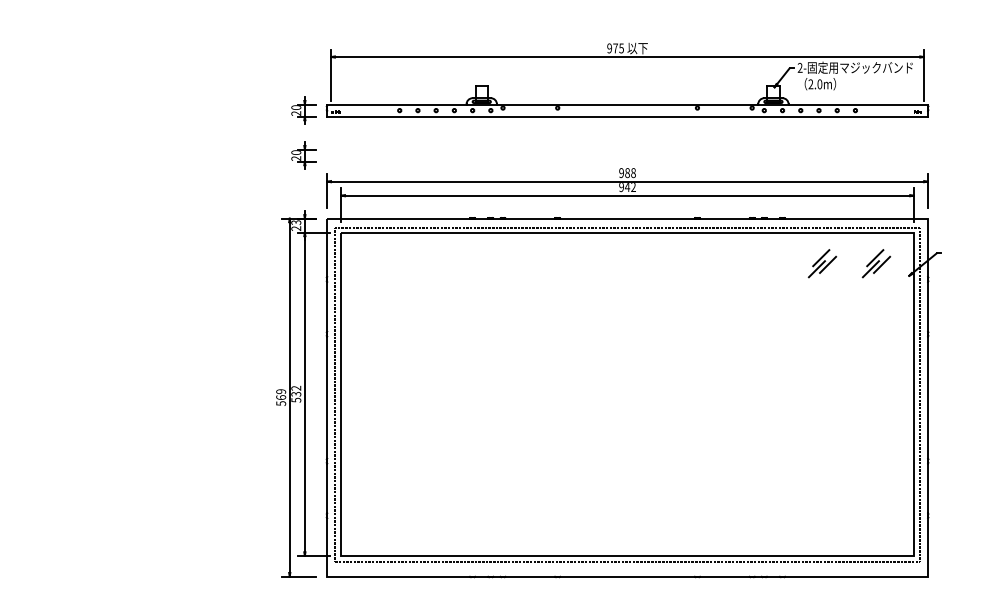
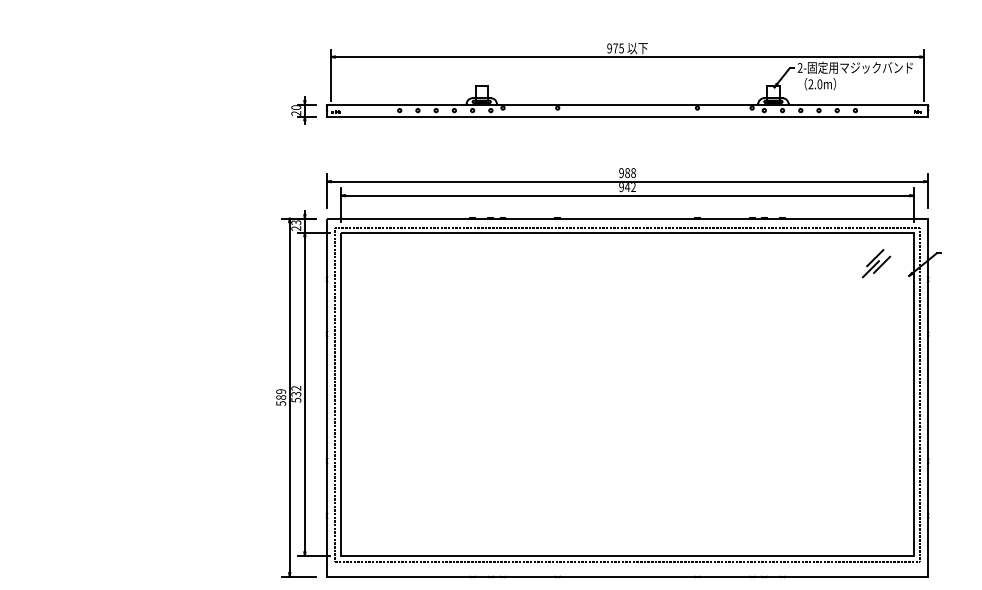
part: present -> none (303, 155)
part: present -> none (822, 263)
text: 569 -> 589 (280, 397)
